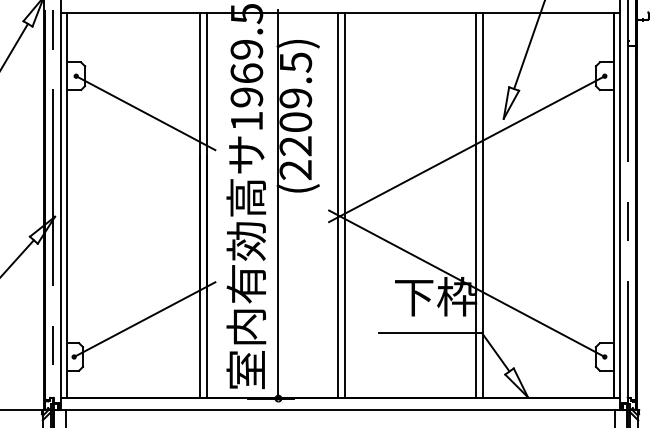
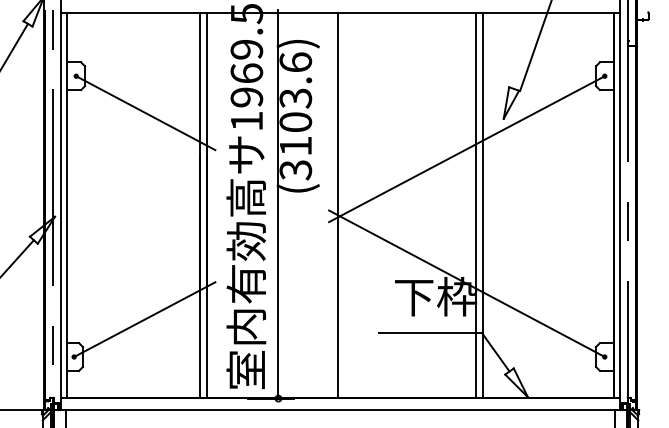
line position: (529, 45) -> (535, 46) (535, 46)
text: (2209.5) -> (3103.6) (295, 116)
line: present -> none (345, 205)
